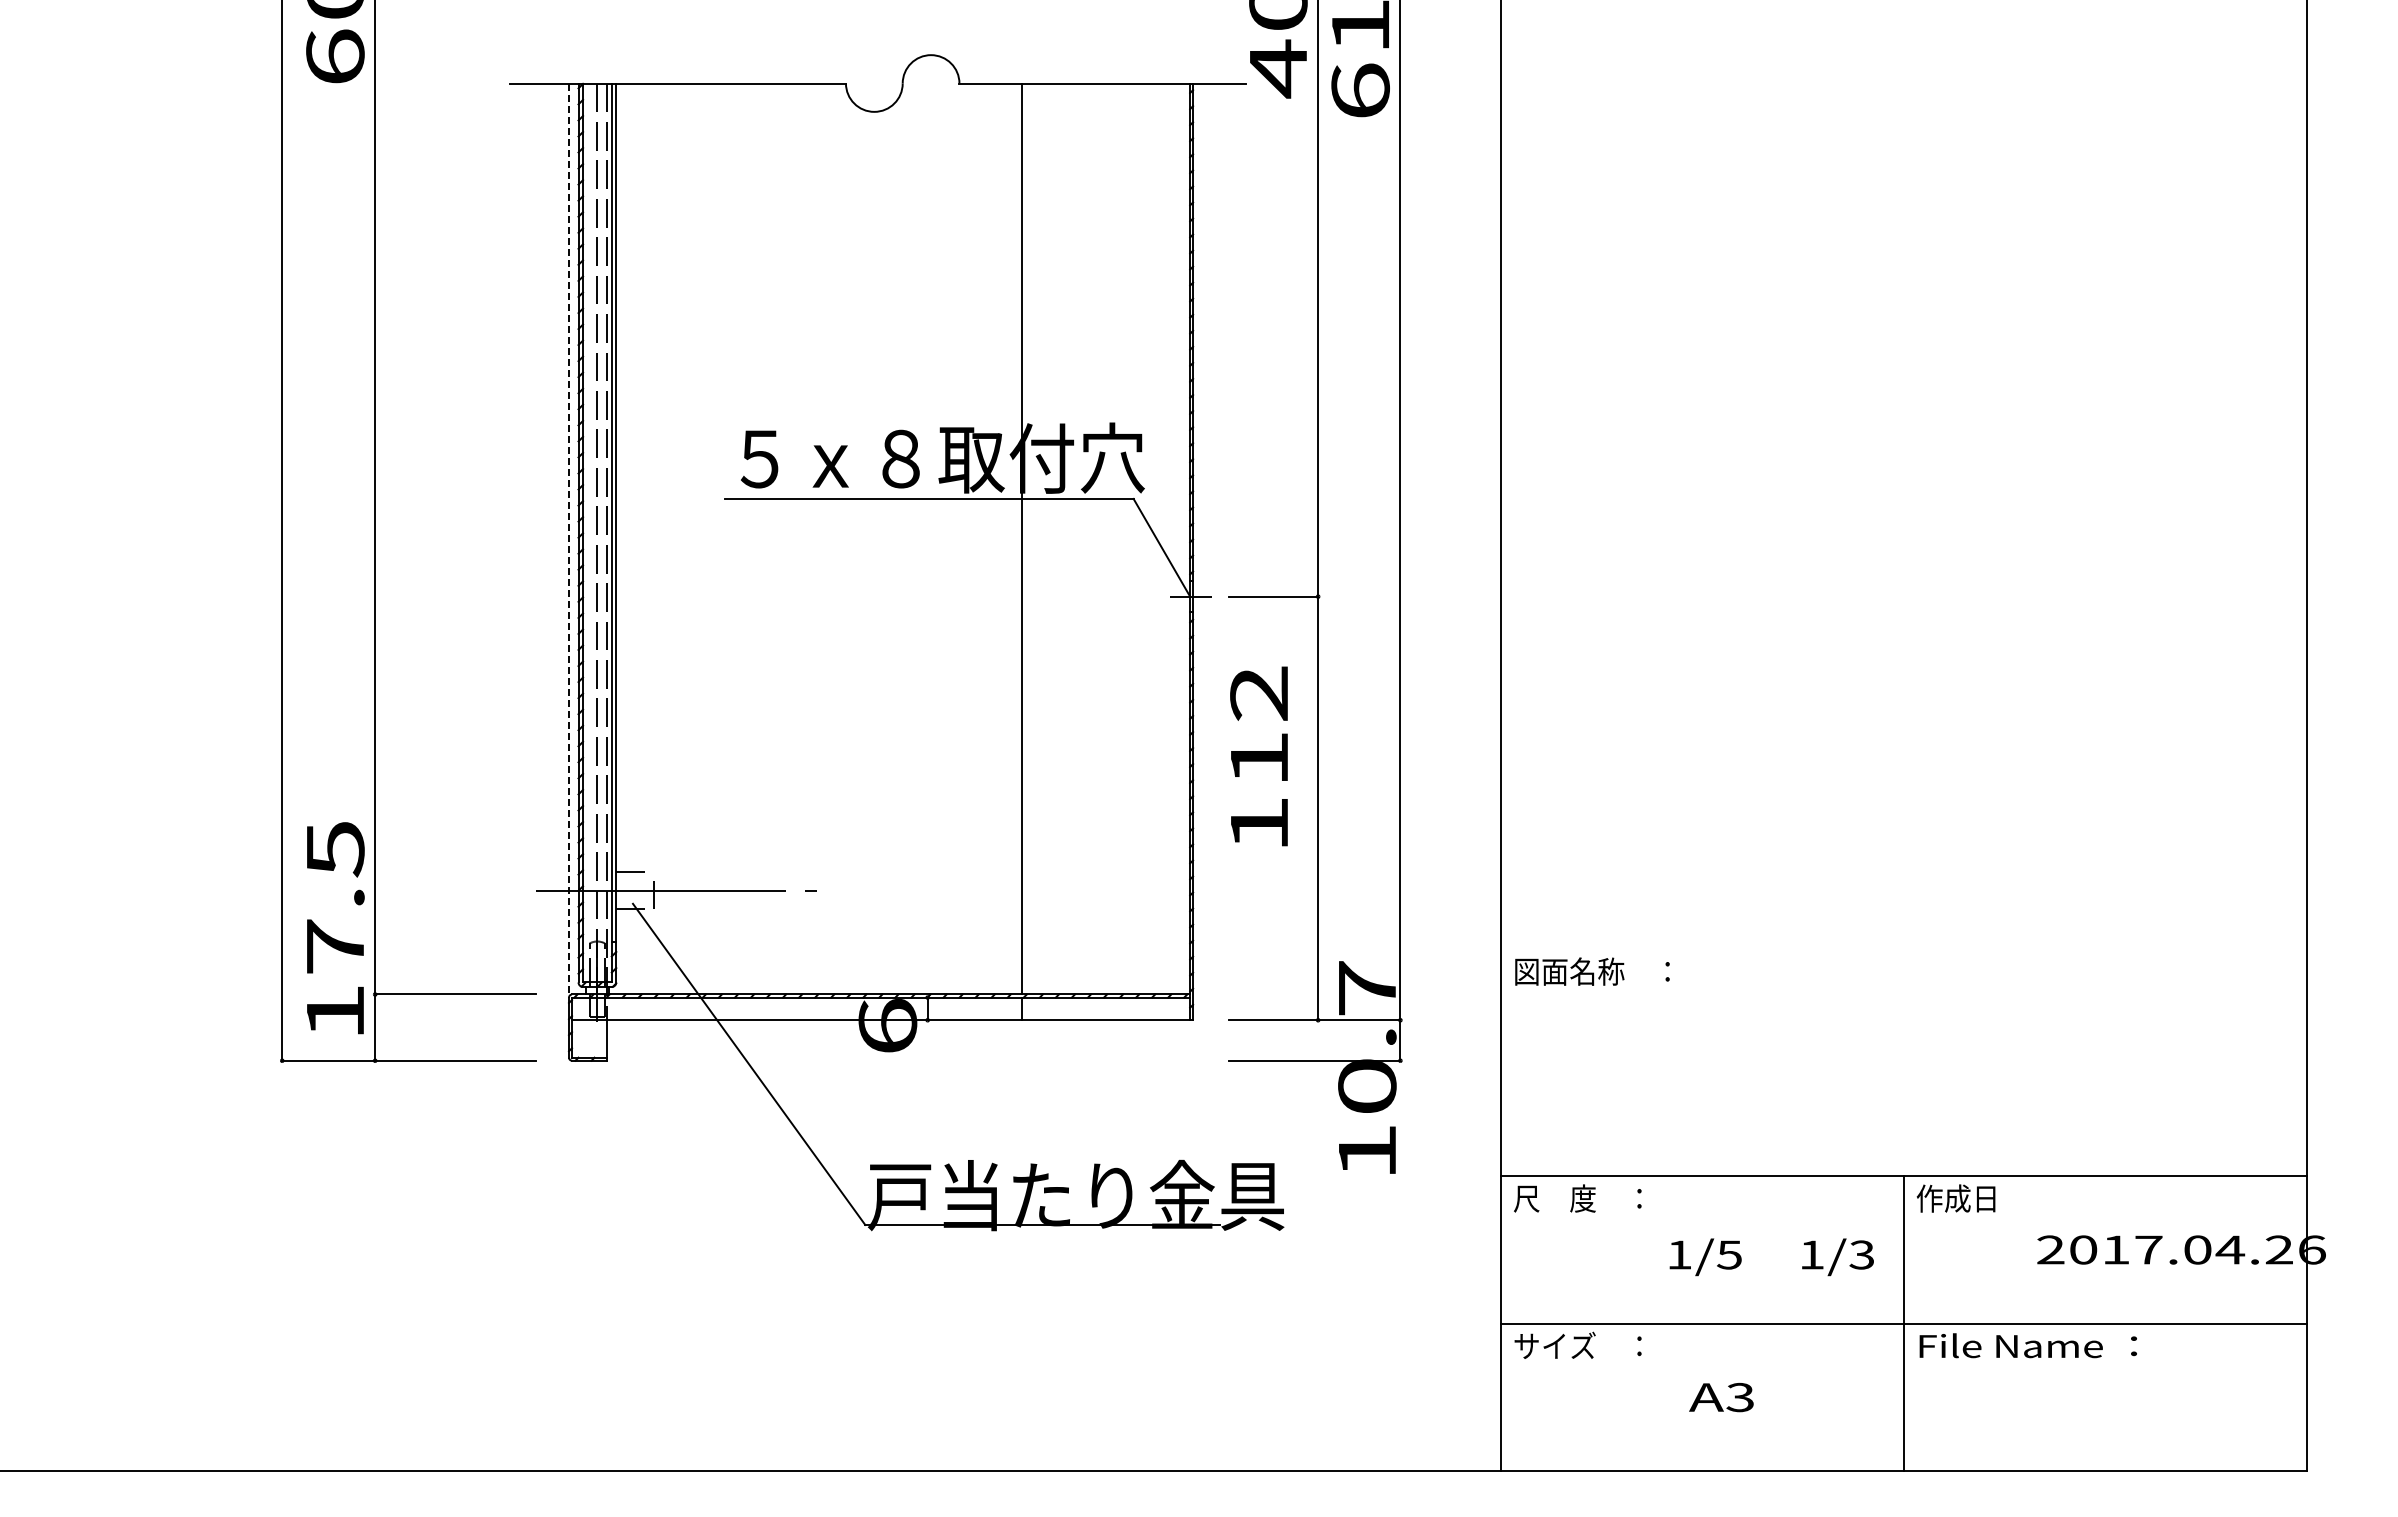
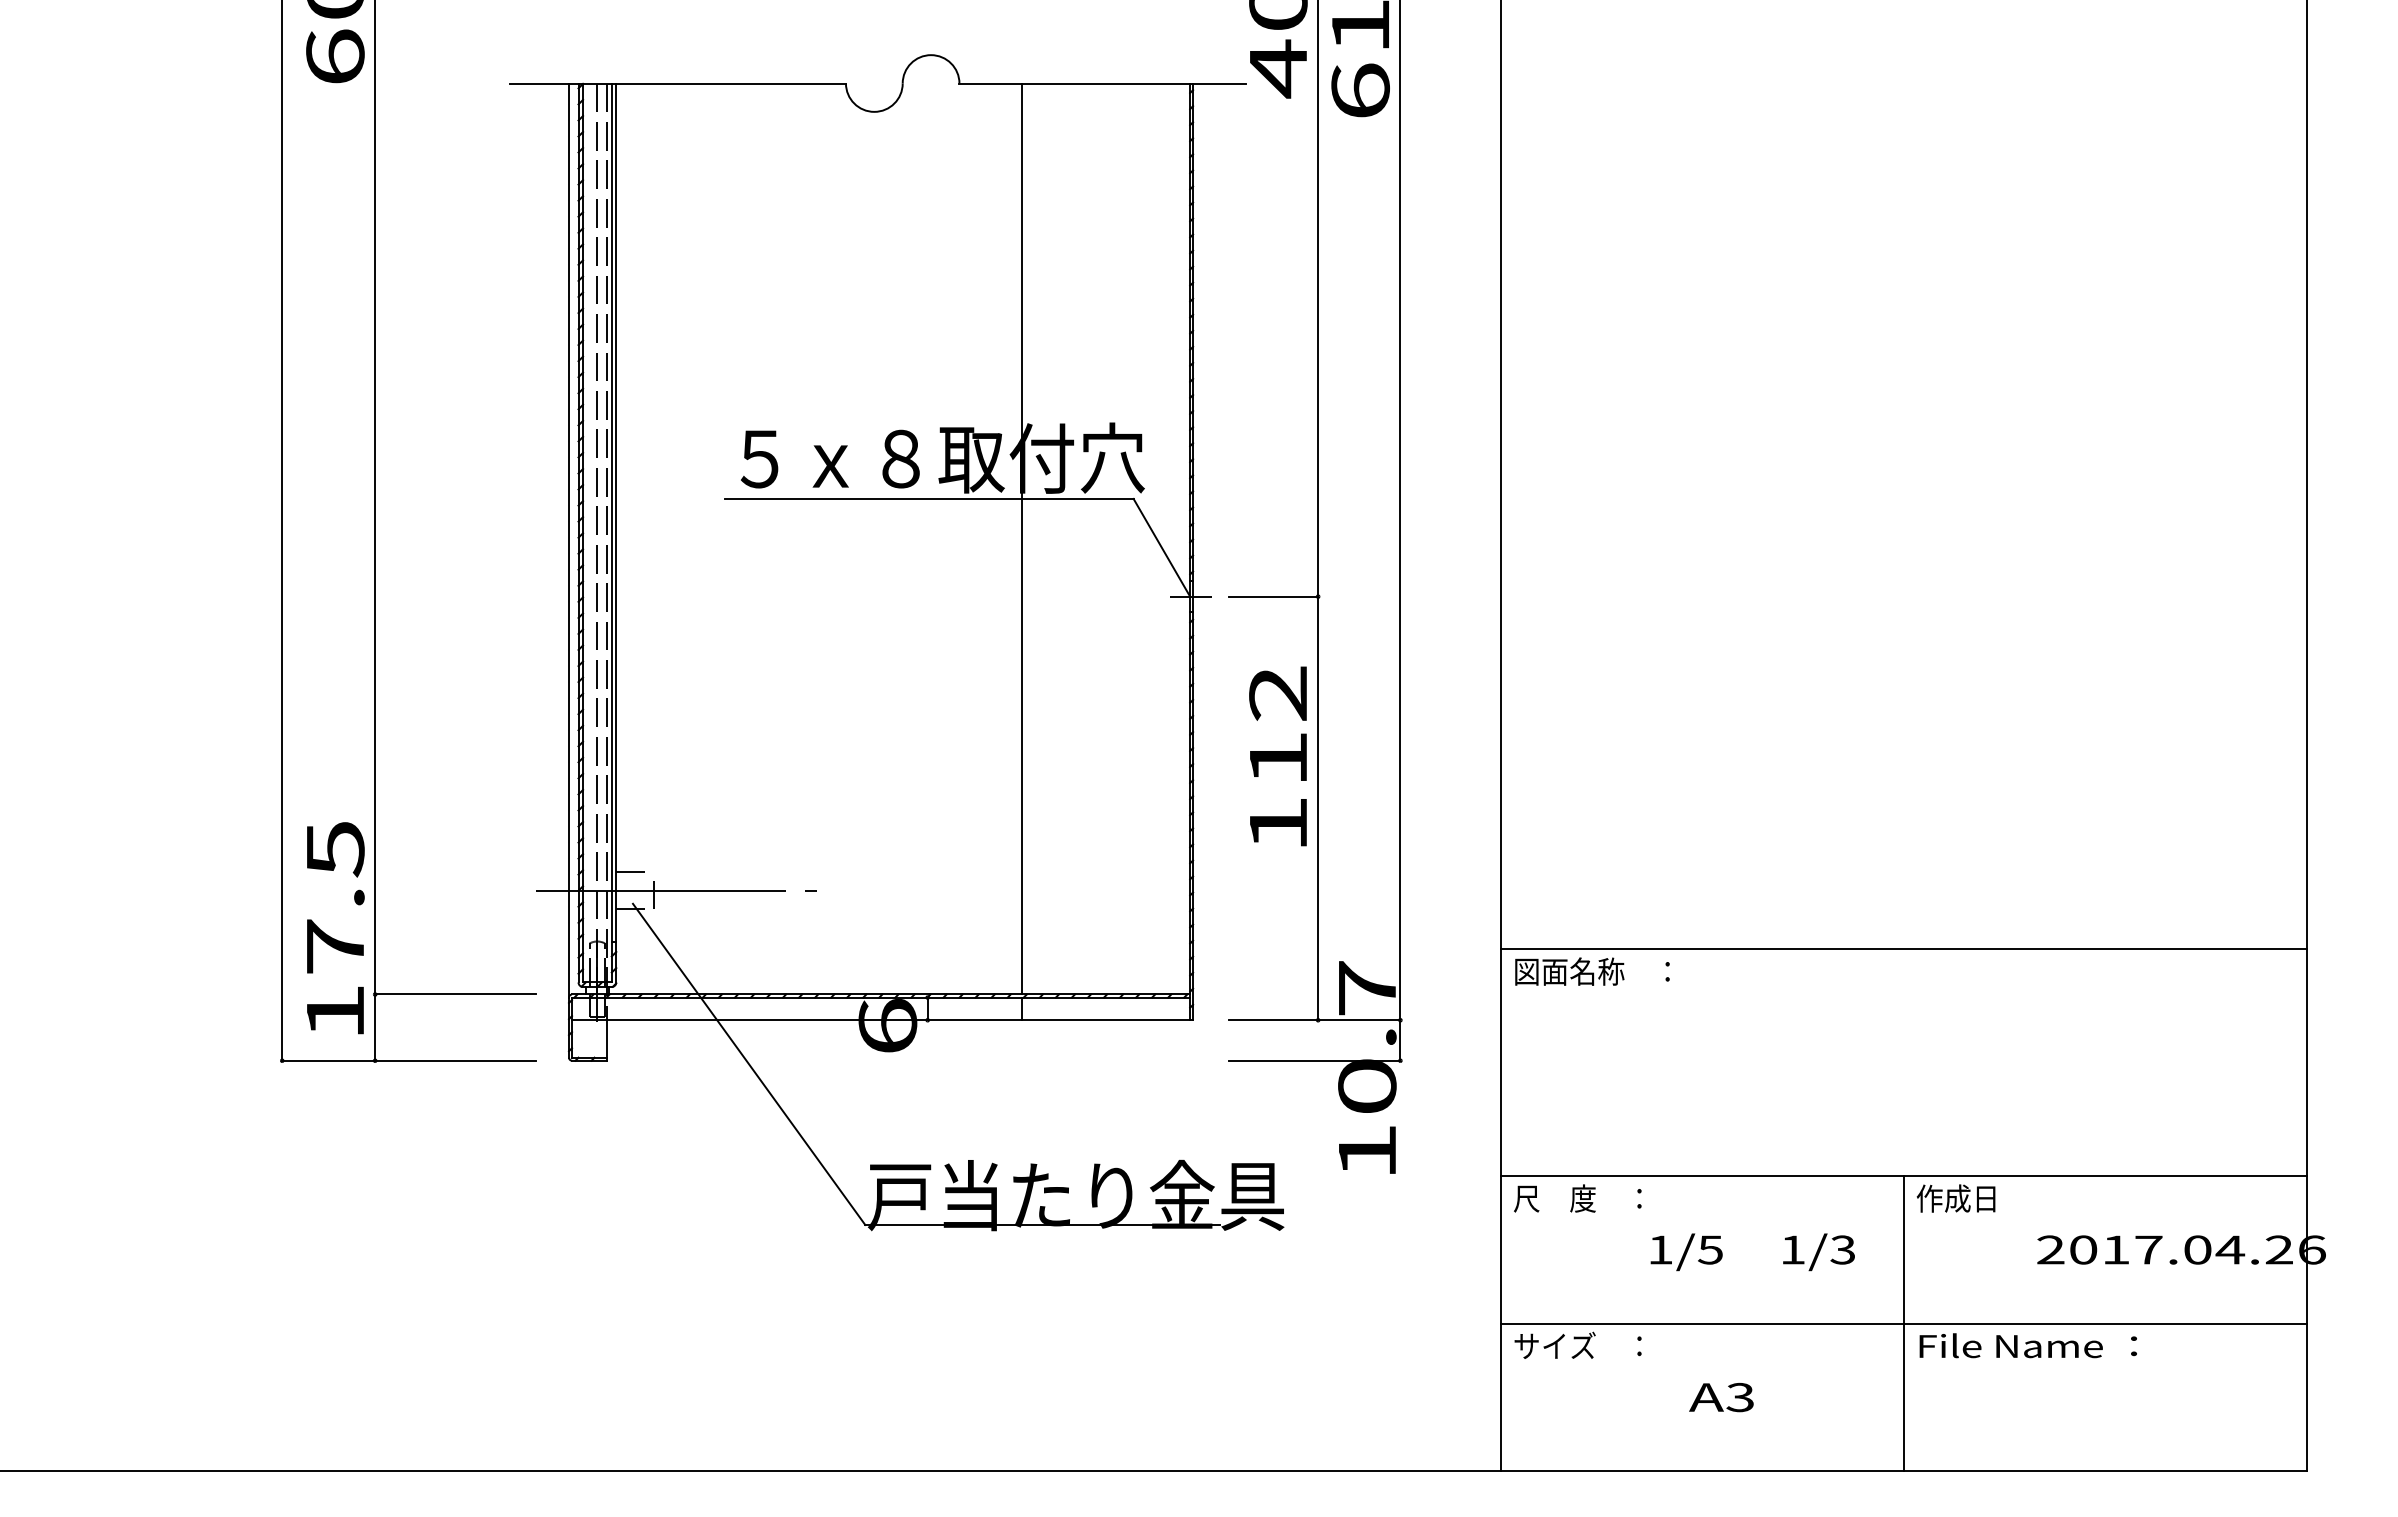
line: dashed -> solid (568, 541)
text position: (1258, 756) -> (1277, 756) (1277, 756)
line: none -> present (1904, 949)
text position: (1771, 1257) -> (1752, 1252) (1752, 1252)
